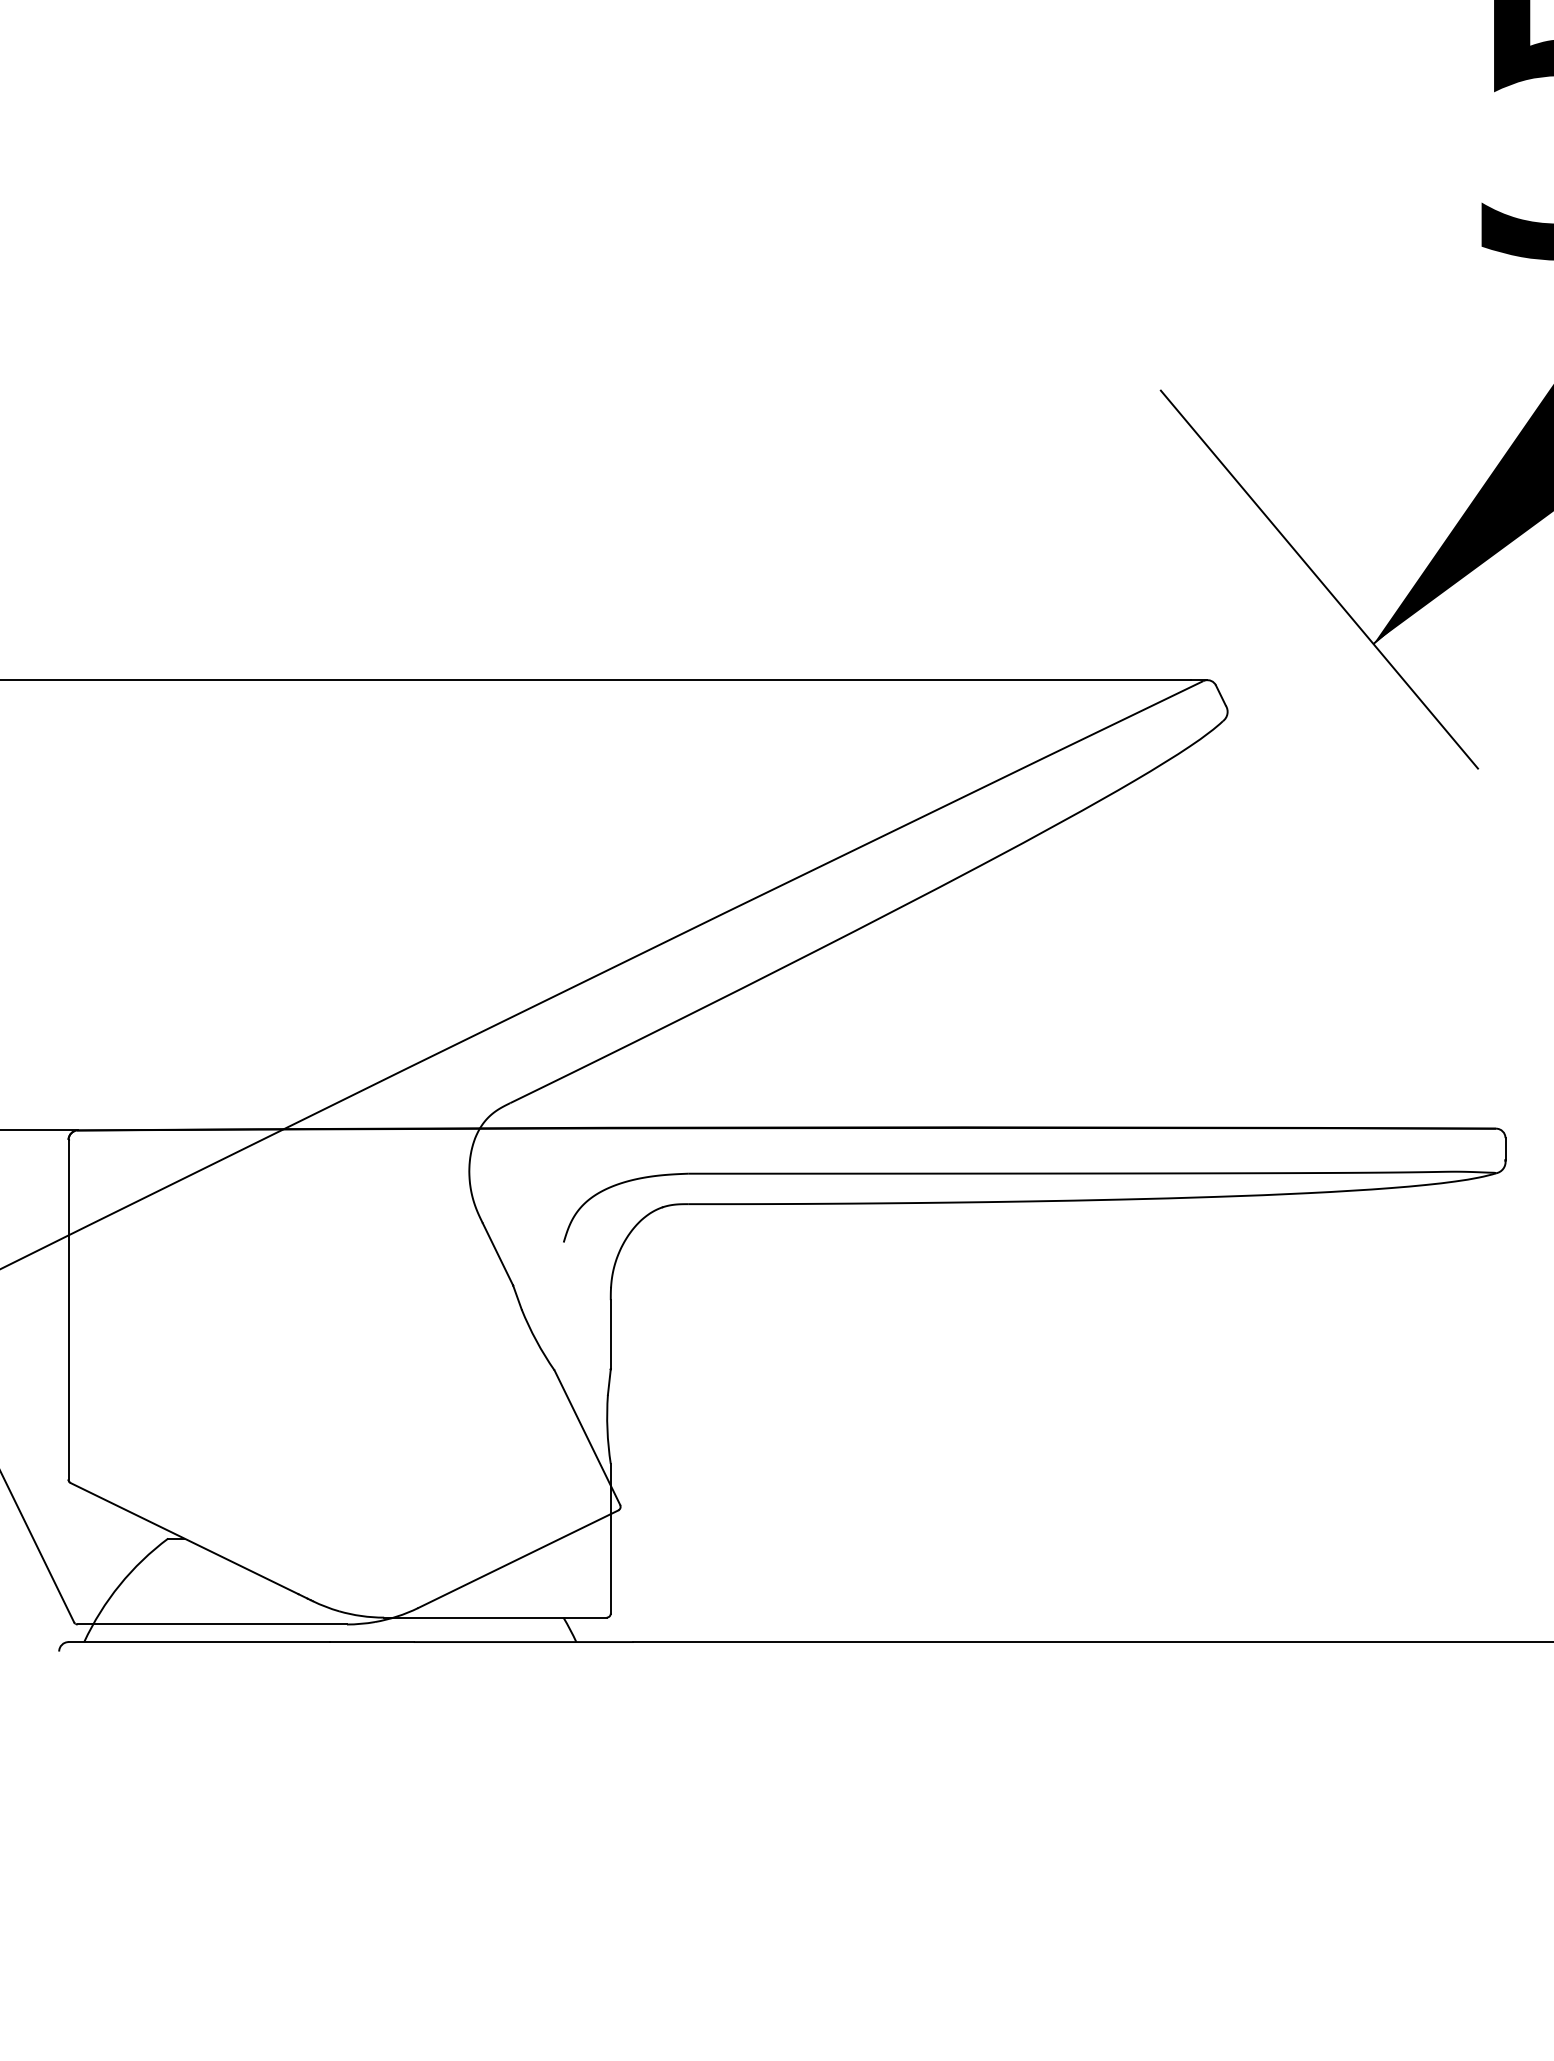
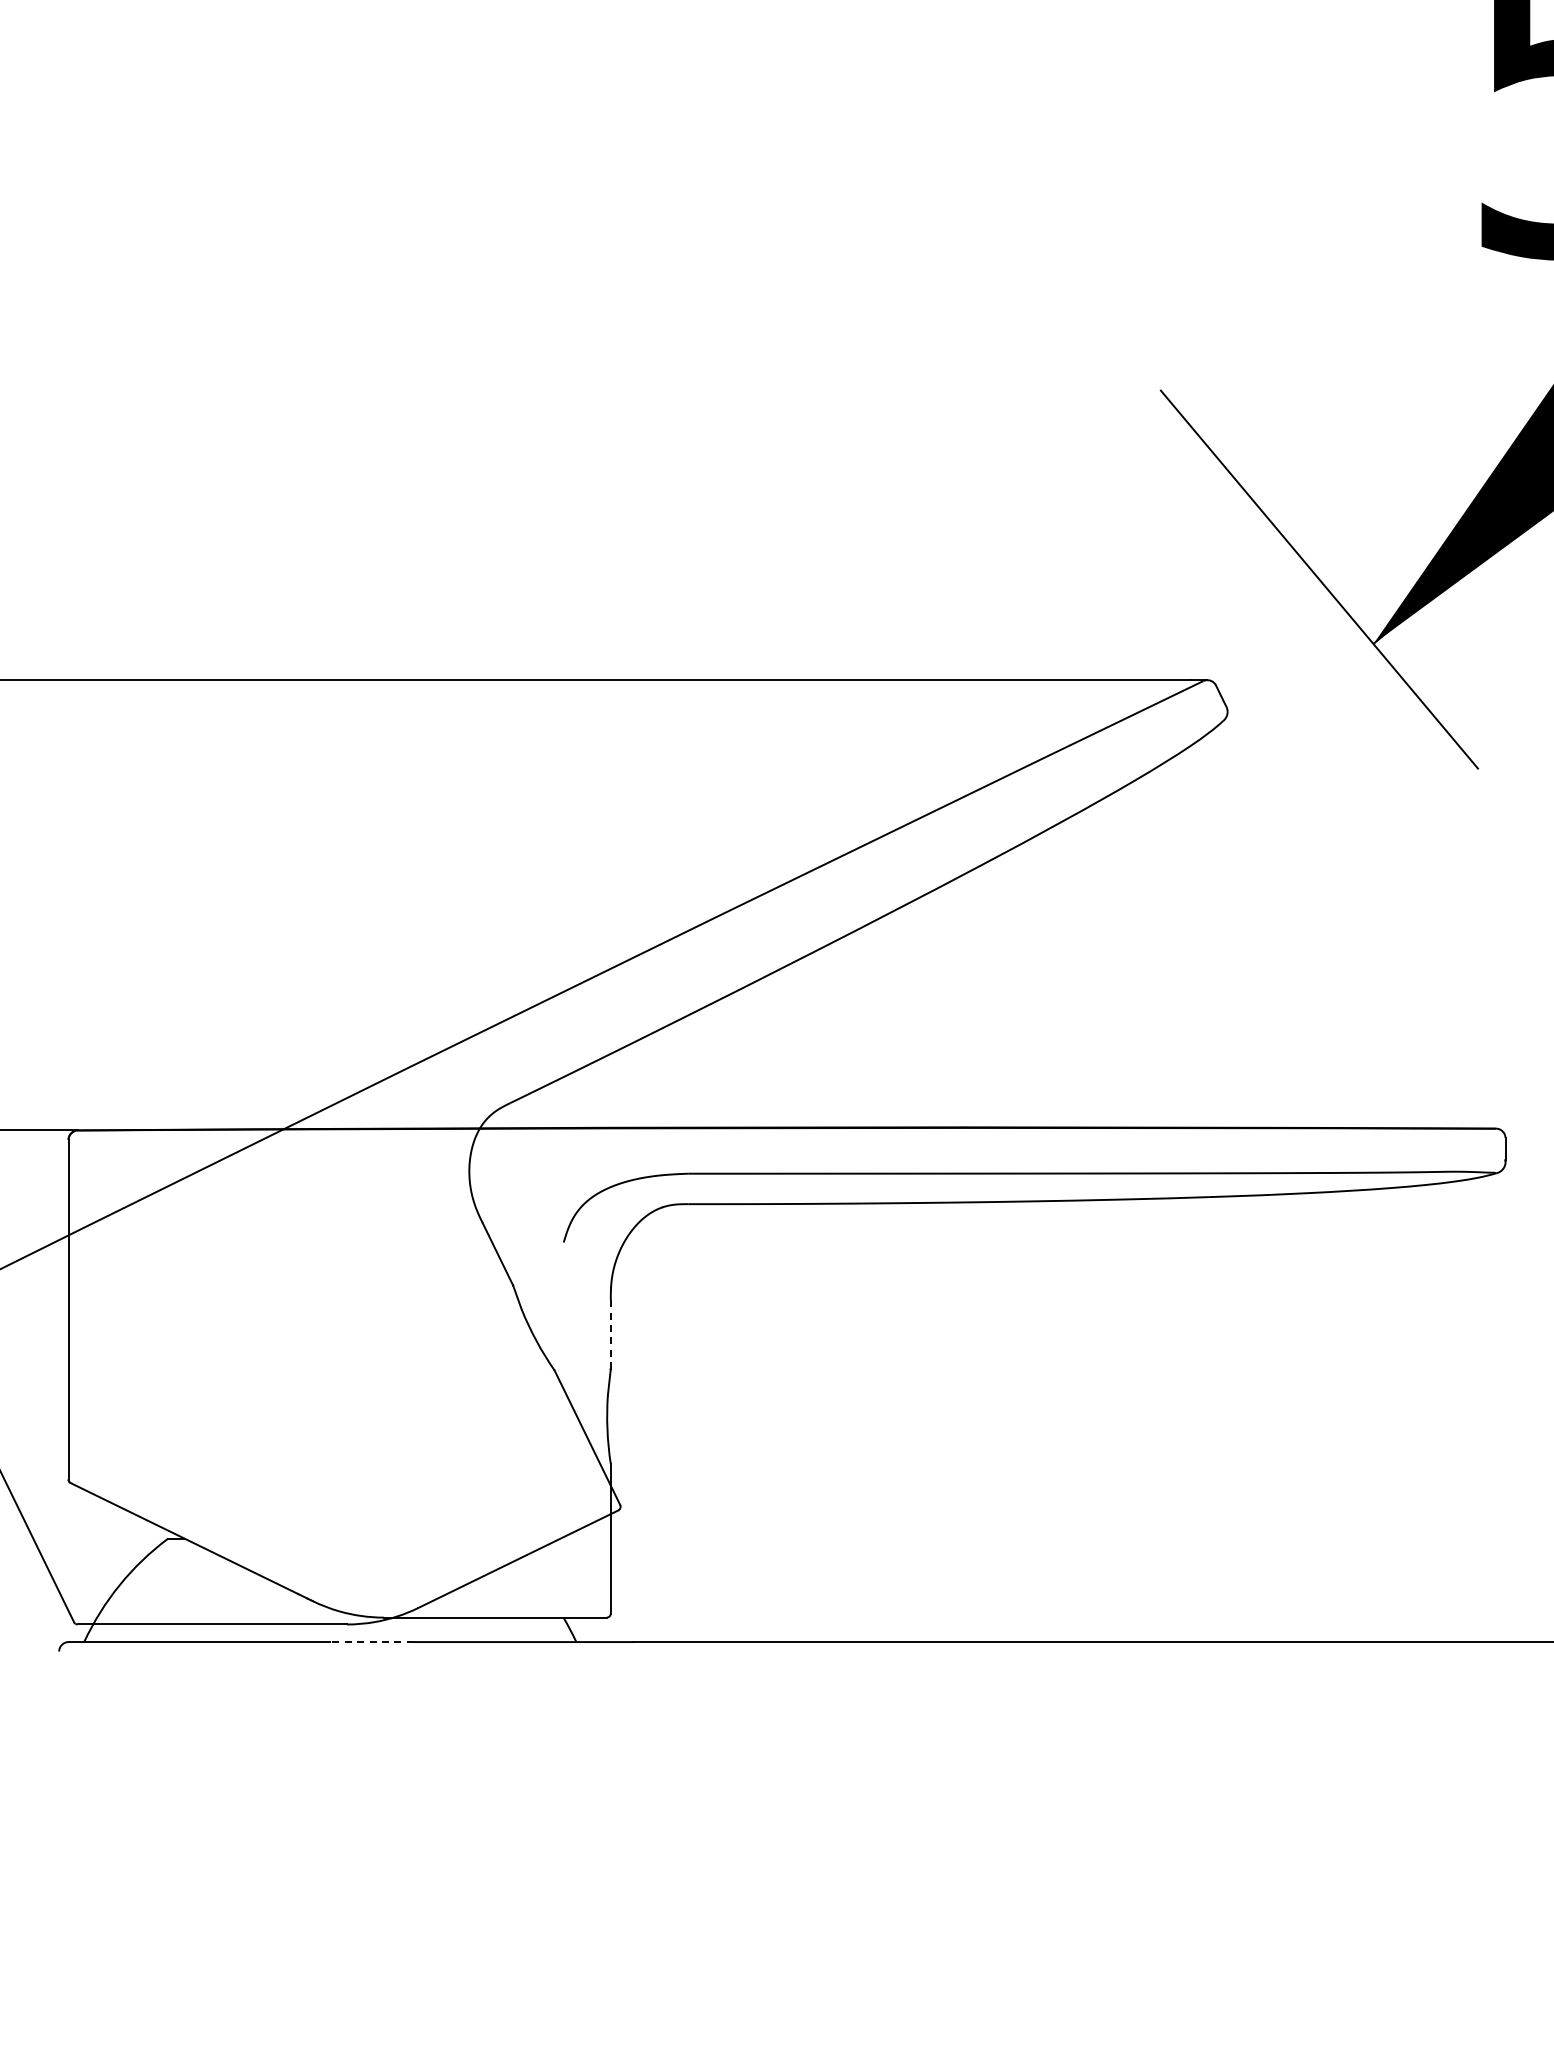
line: solid -> dashed (610, 1334)
line: solid -> dashed (372, 1642)
